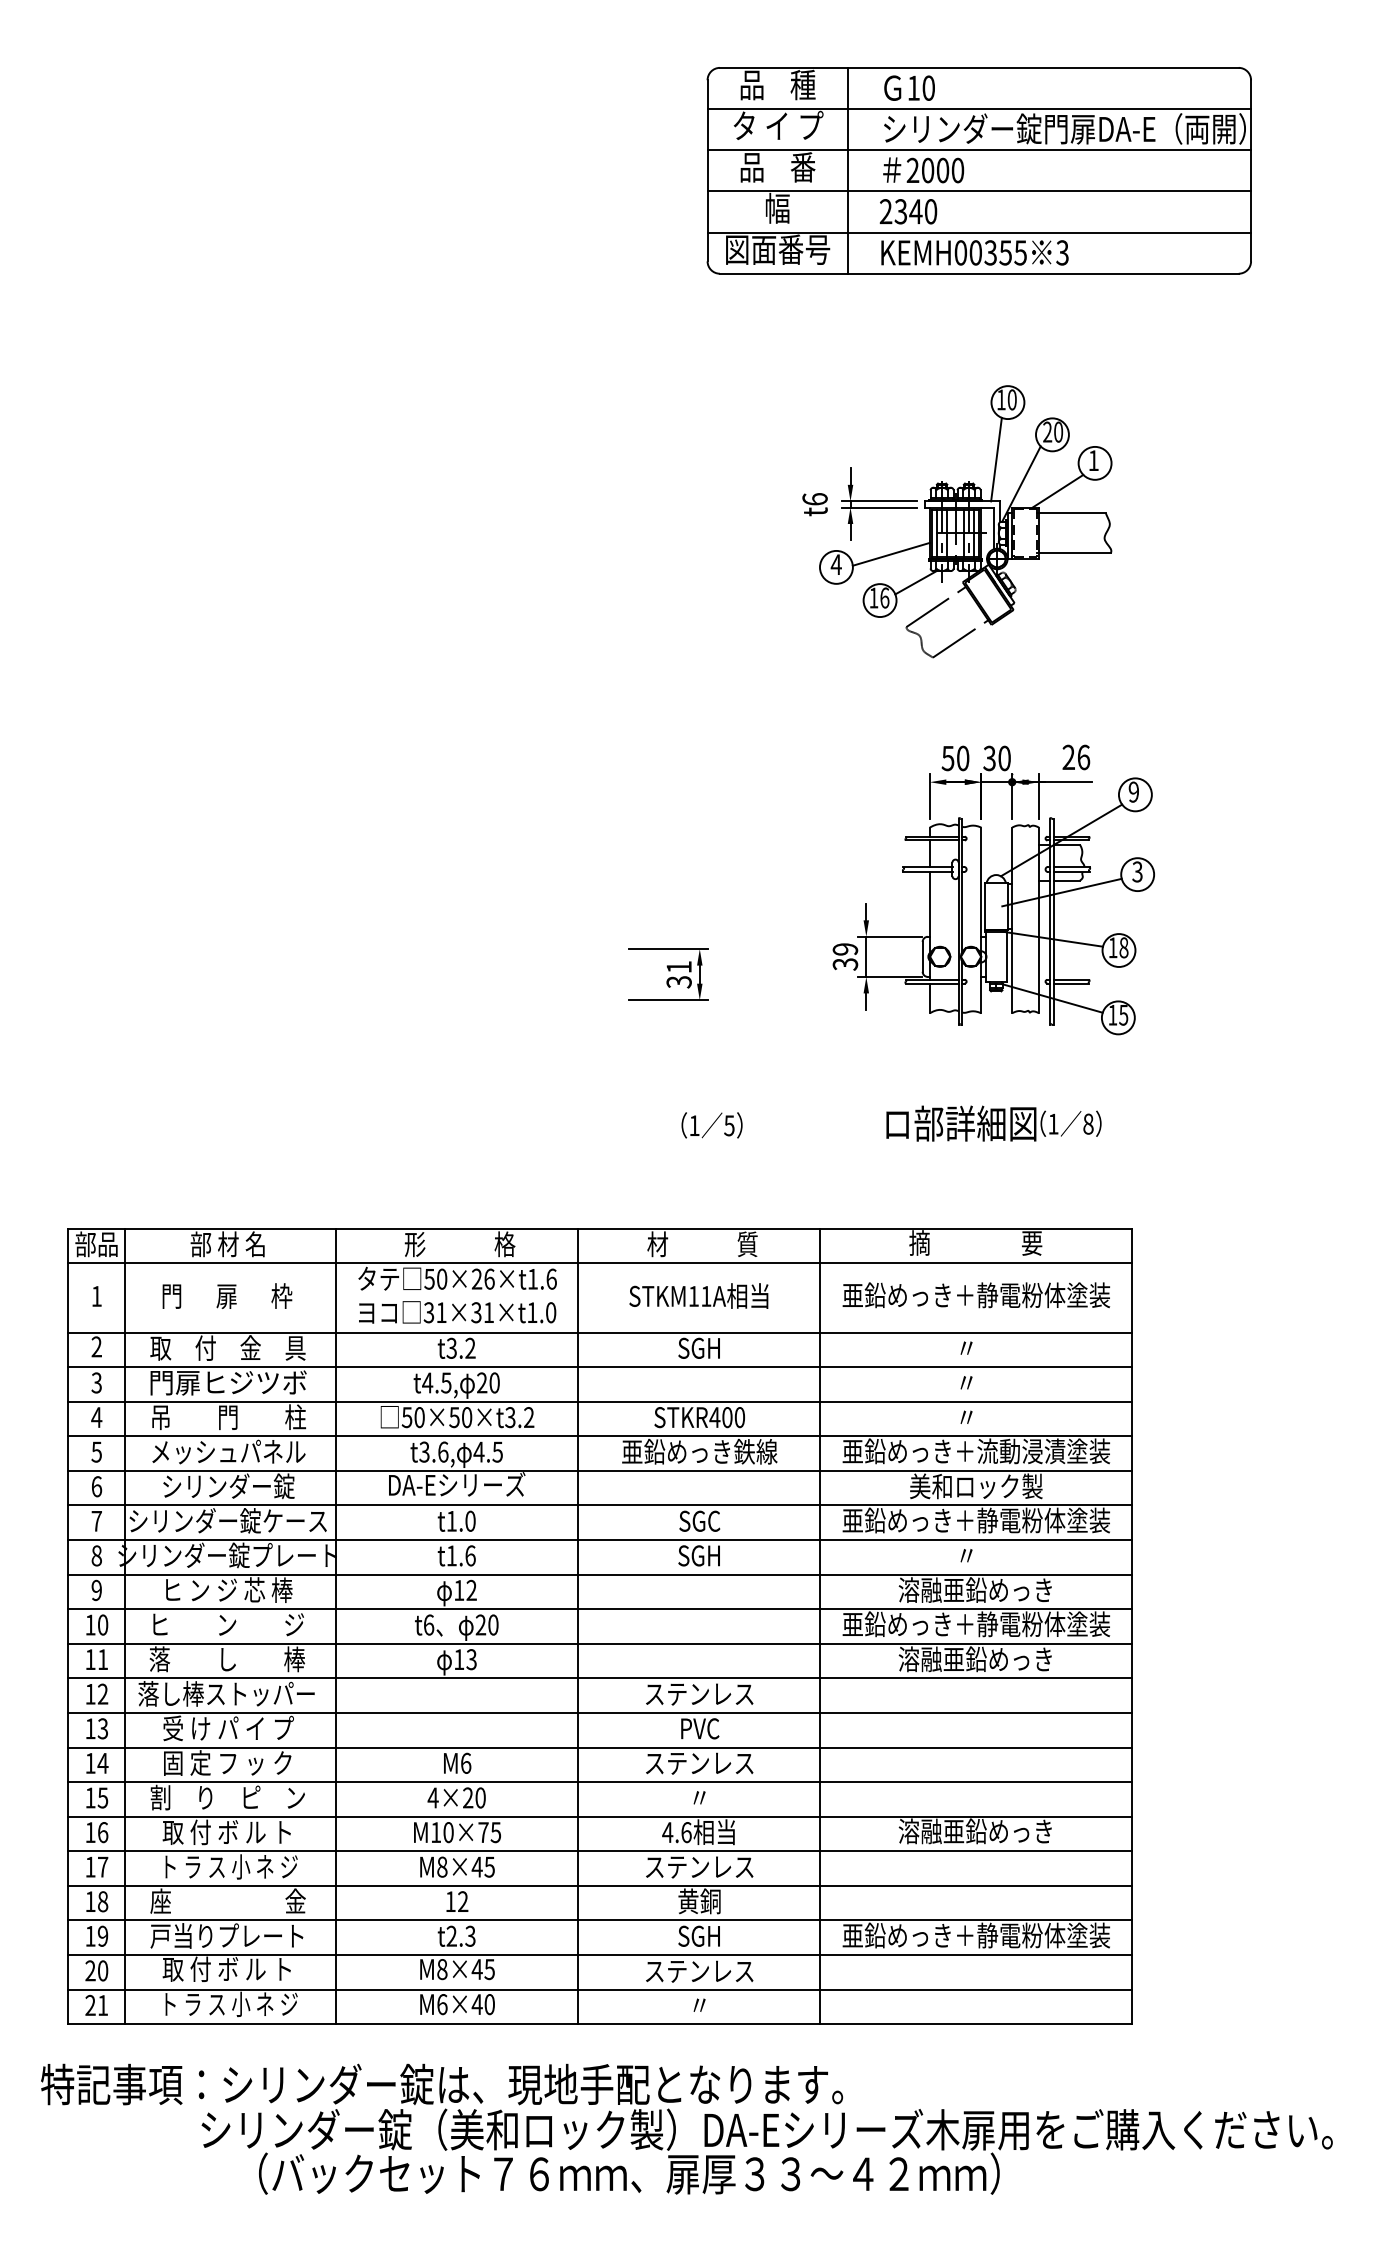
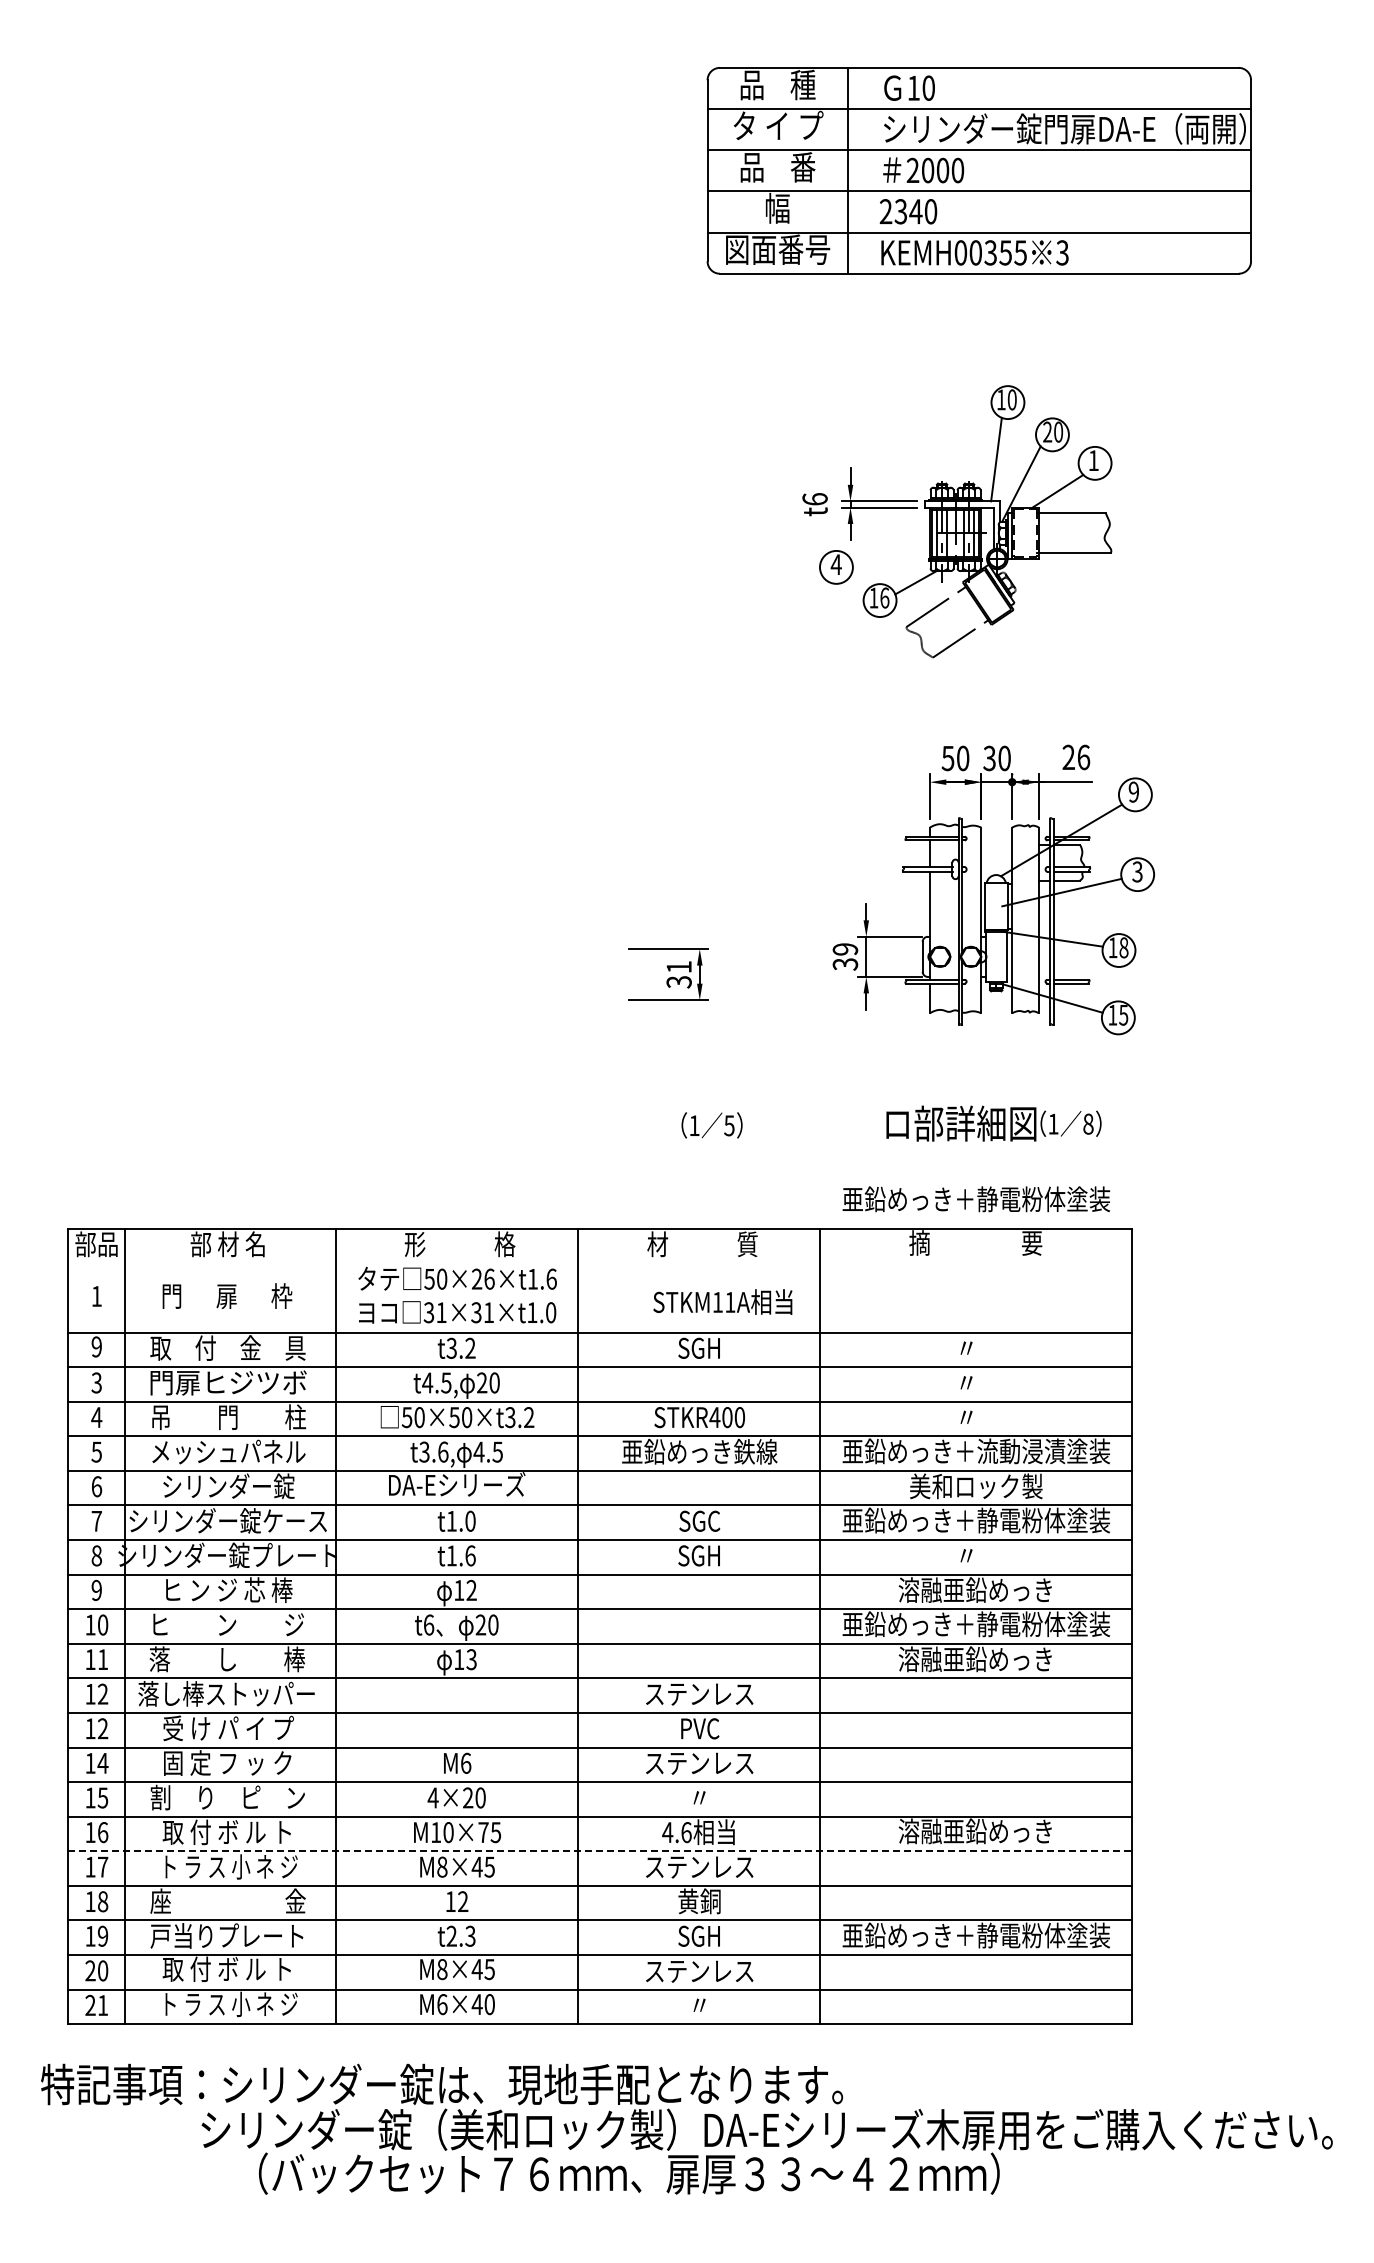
line: present -> none (890, 553)
line: present -> none (599, 1263)
text position: (698, 1295) -> (722, 1301) (722, 1301)
text position: (976, 1295) -> (976, 1199) (976, 1199)
text: 2 -> 9 (96, 1346)
text: 13 -> 12 (102, 1728)
line: solid -> dashed (600, 1851)
